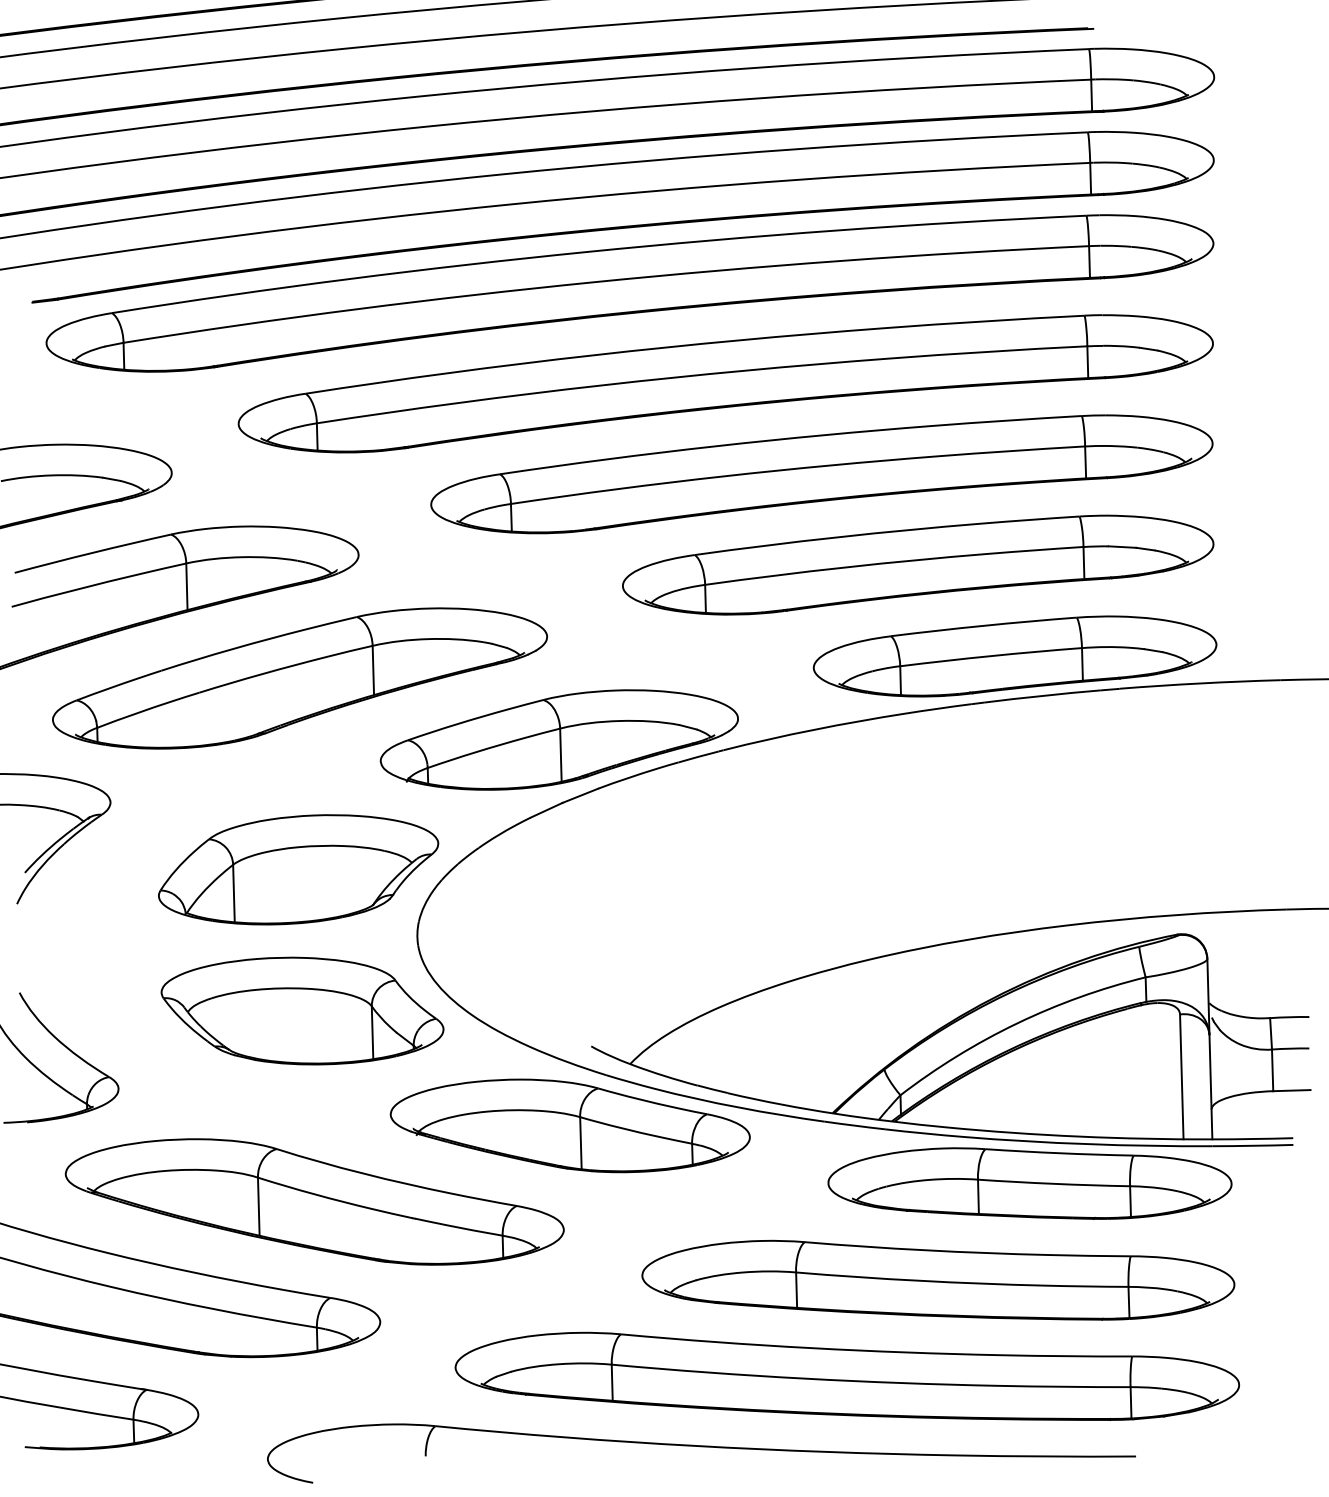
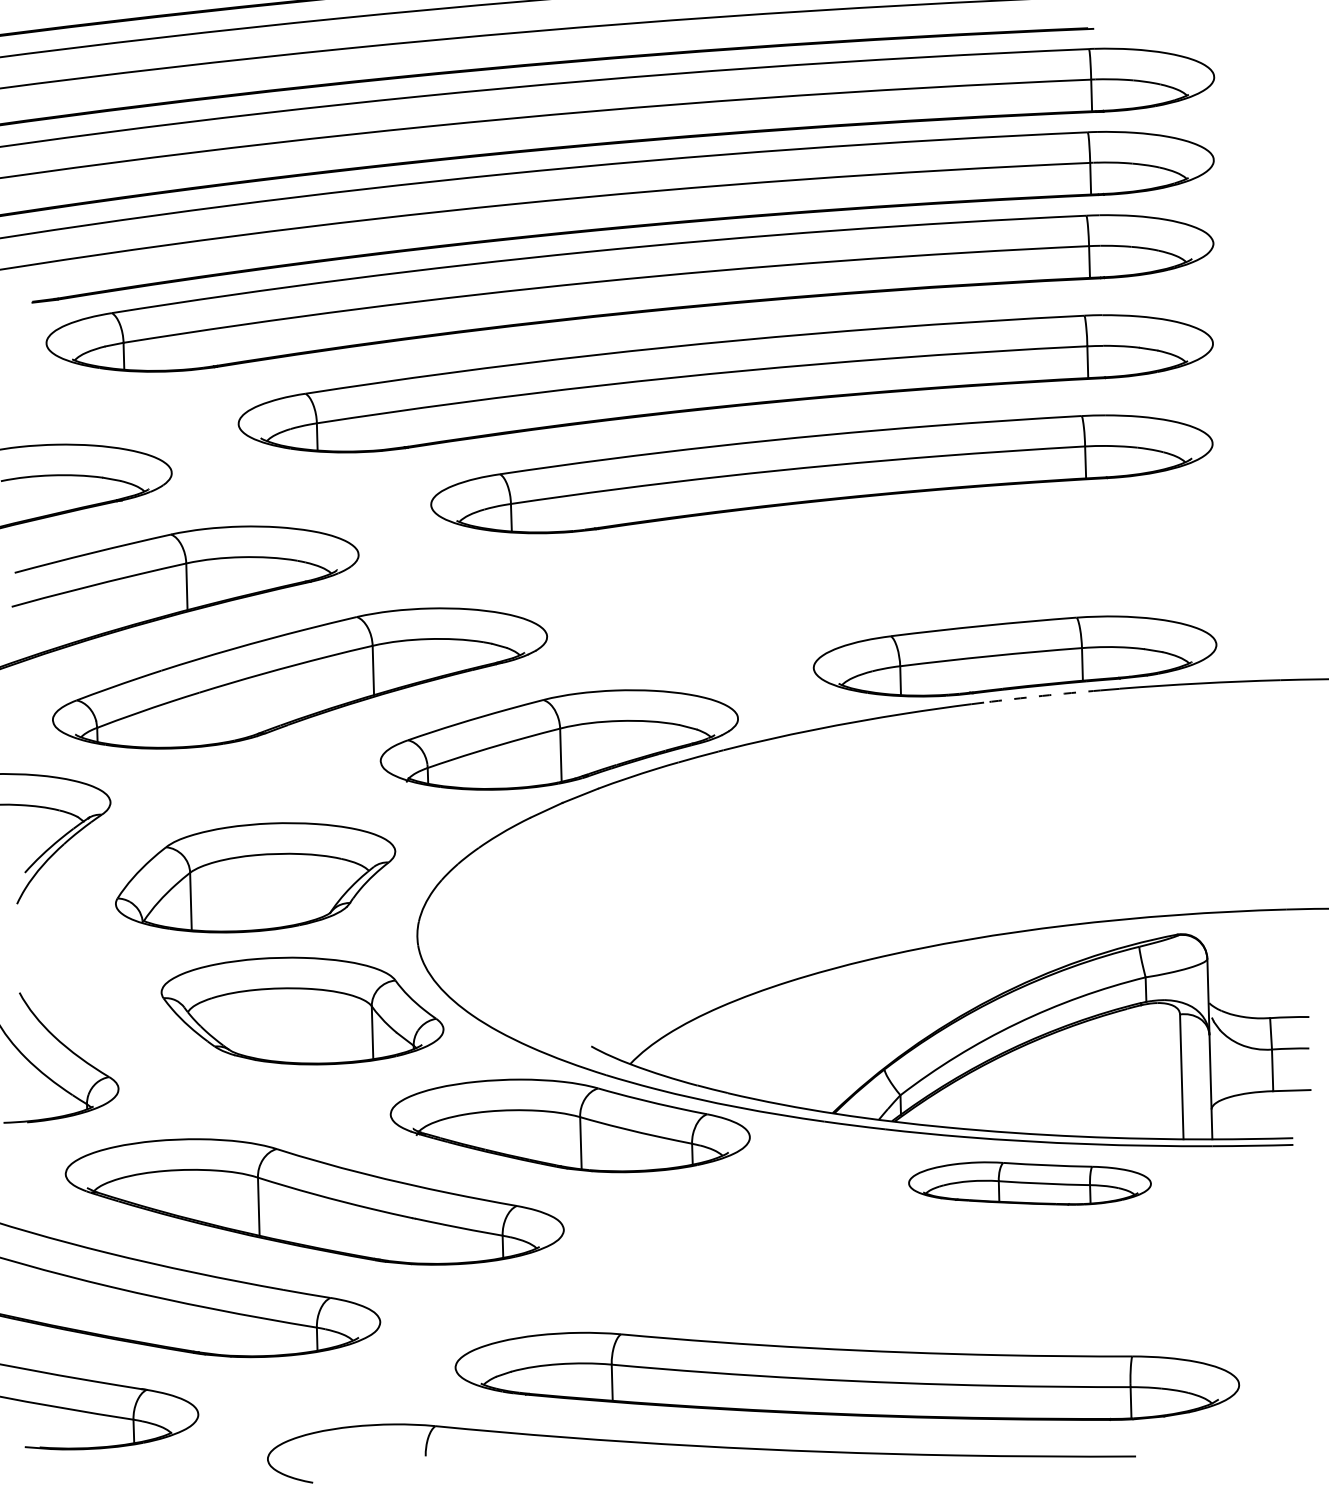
part: present -> none (918, 564)
arc: solid -> dashed (1042, 695)
part position: (298, 869) -> (255, 877) (255, 877)
part size: 406x73 px -> 244x45 px (1029, 1183)
part: present -> none (938, 1279)
